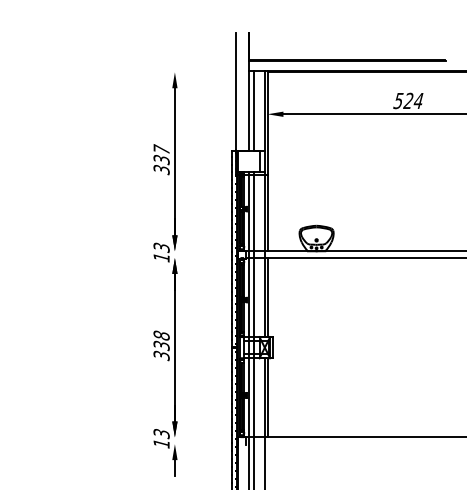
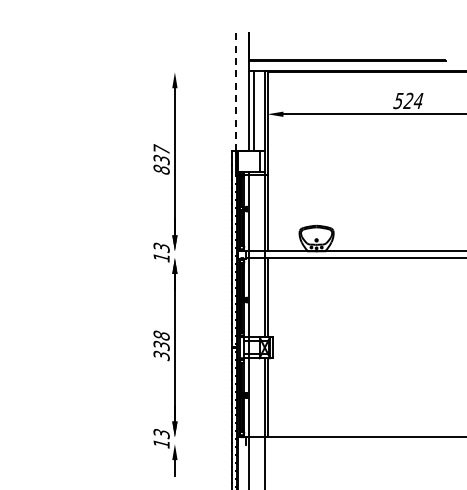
line: solid -> dashed (235, 92)
text: 337 -> 837 (161, 169)
line: present -> none (254, 329)
